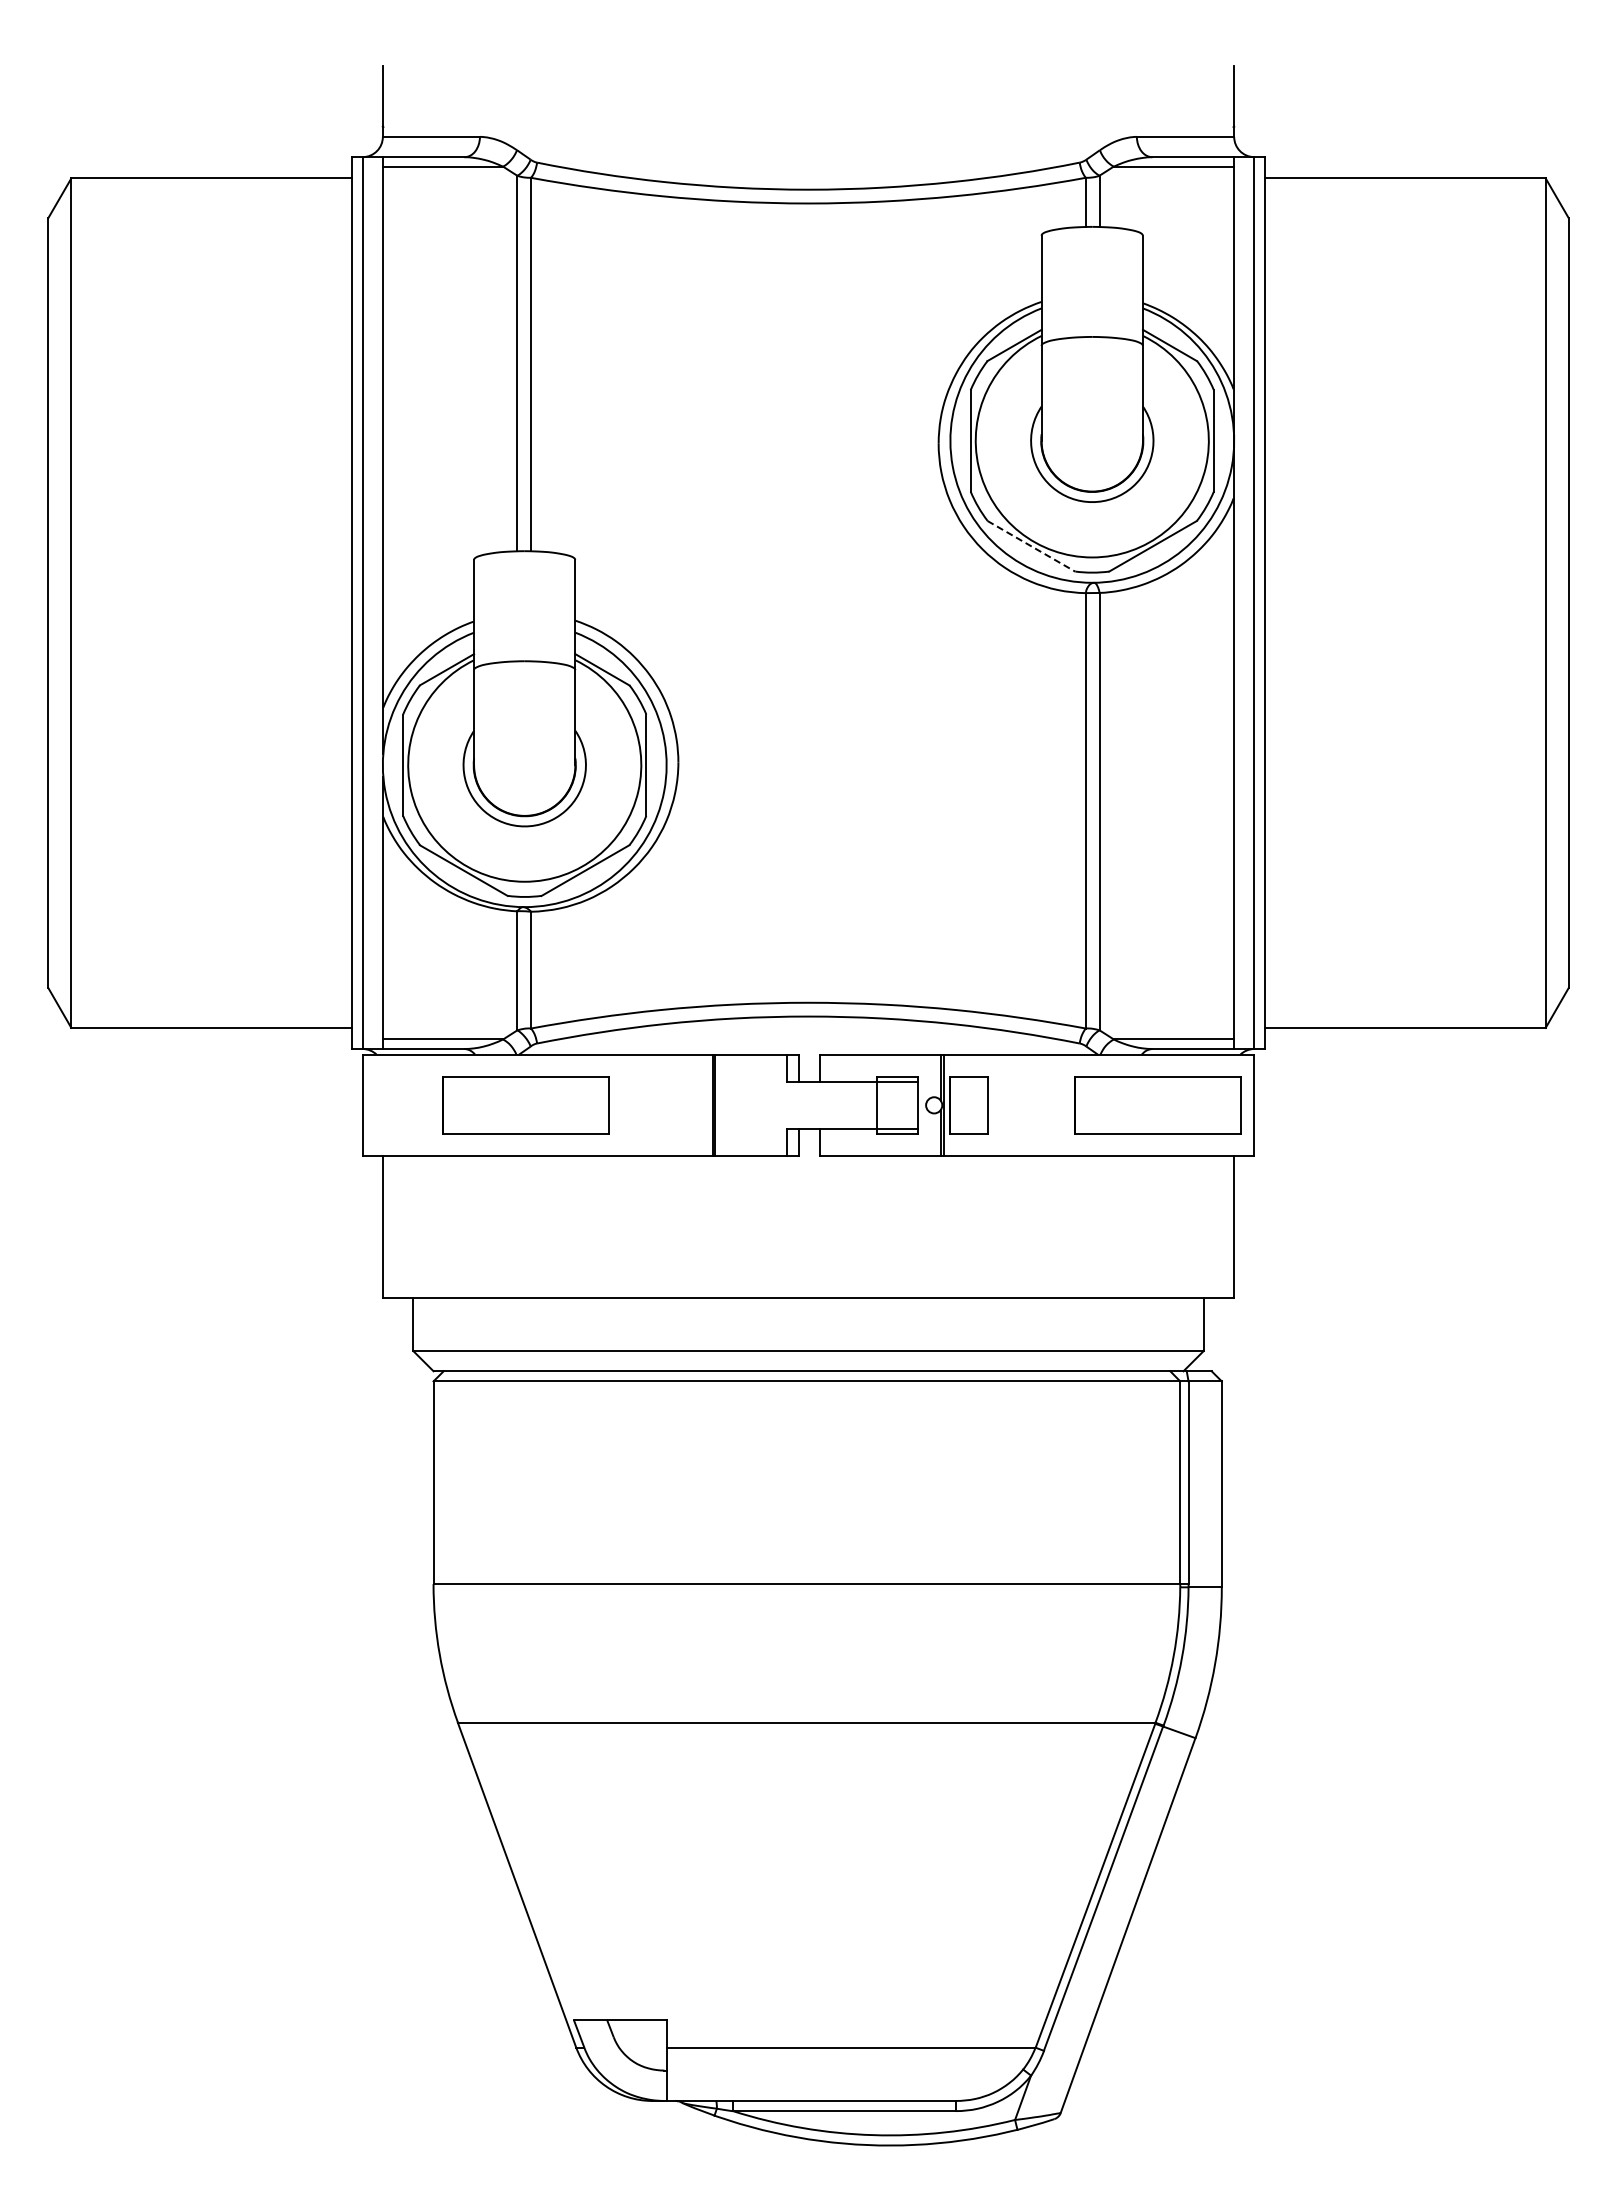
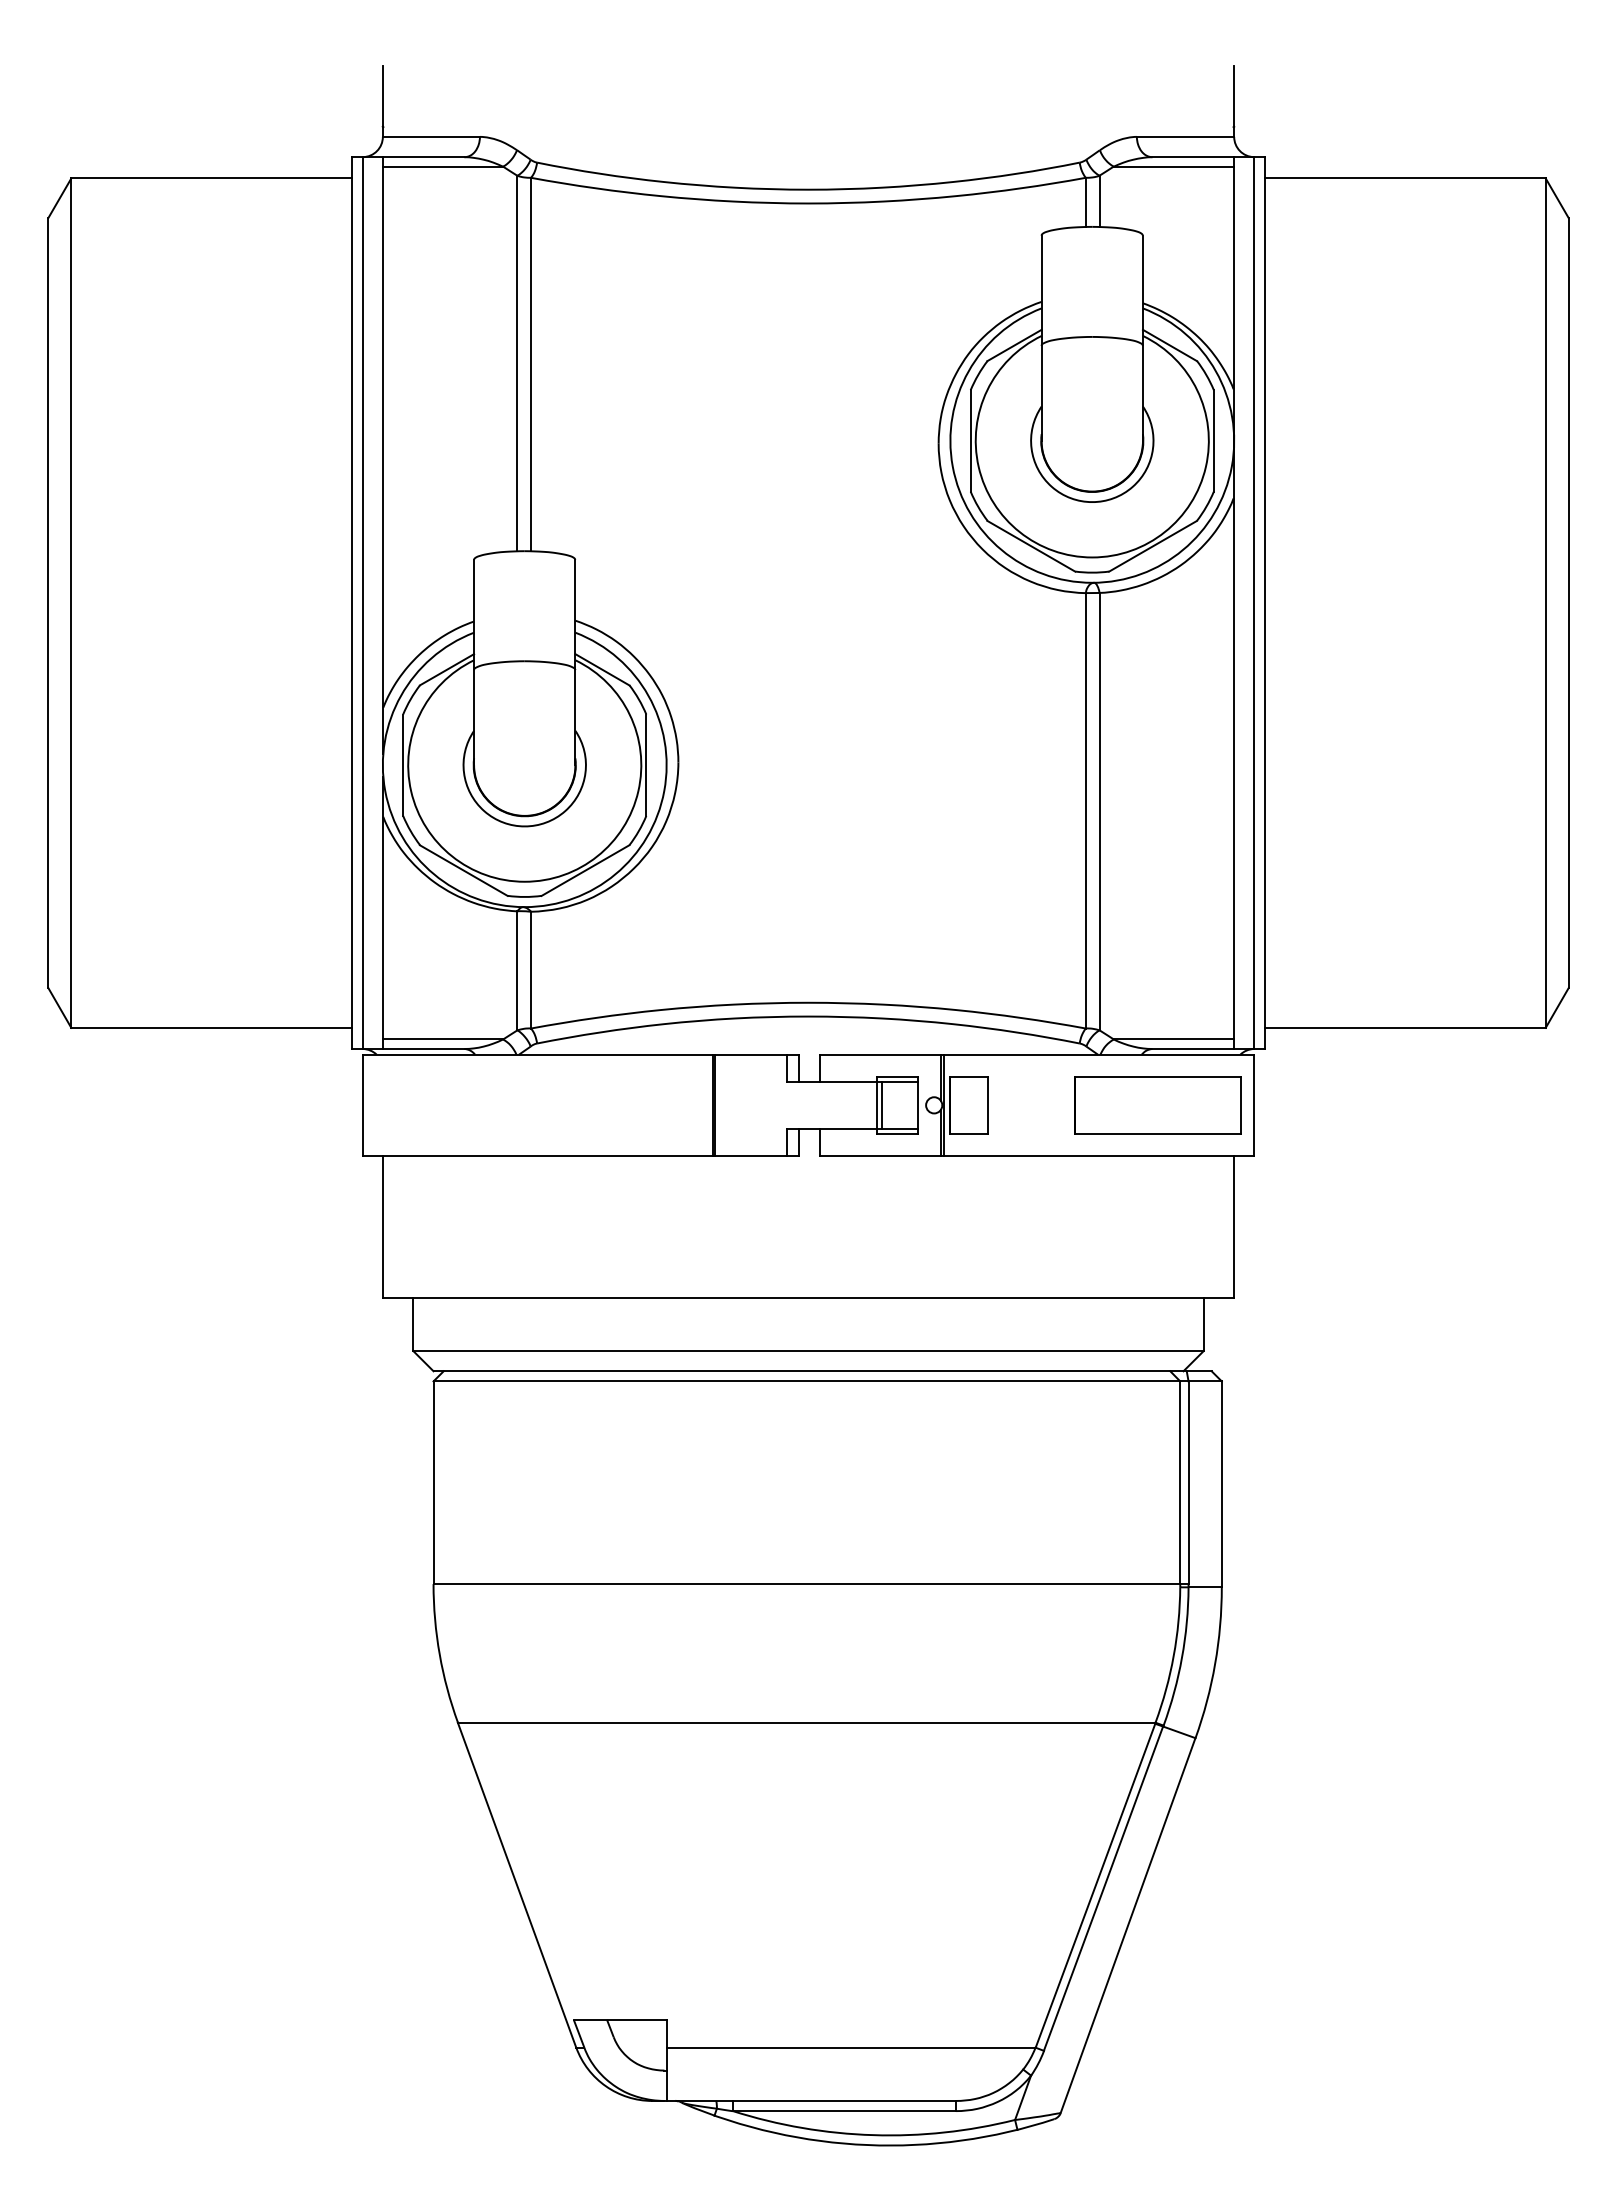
line: dashed -> solid (1031, 546)
part: present -> none (525, 1105)
line: none -> present (882, 1105)
